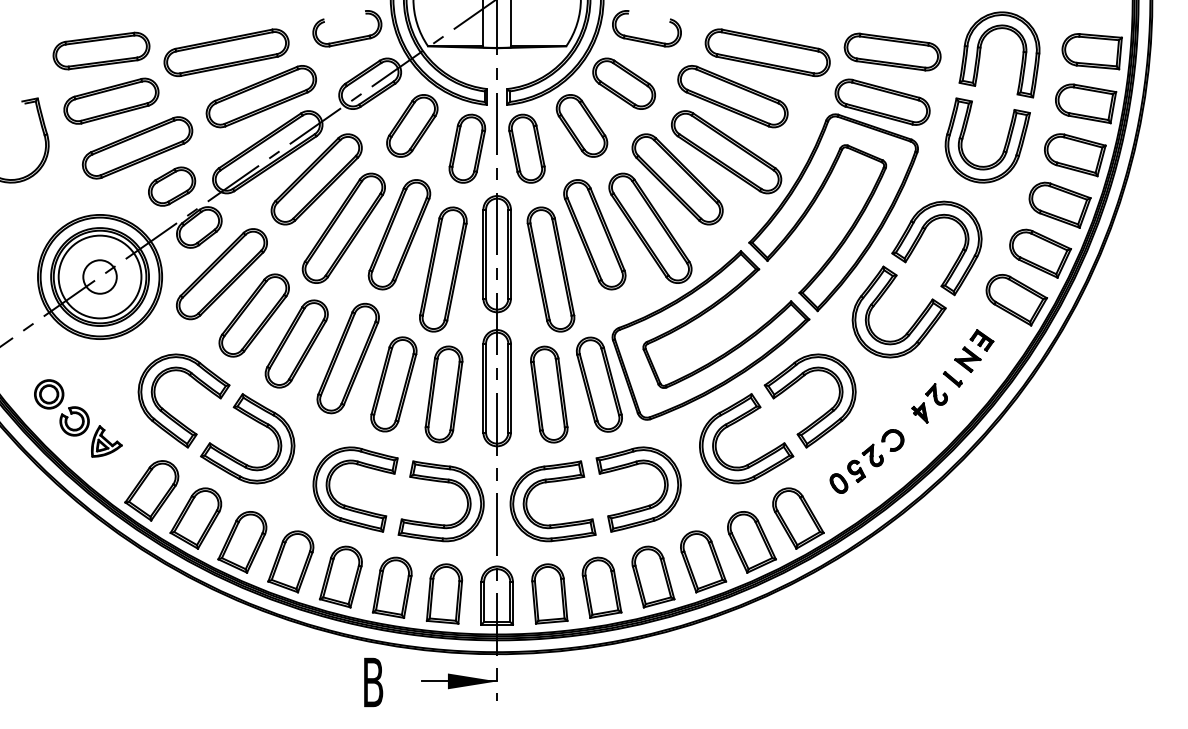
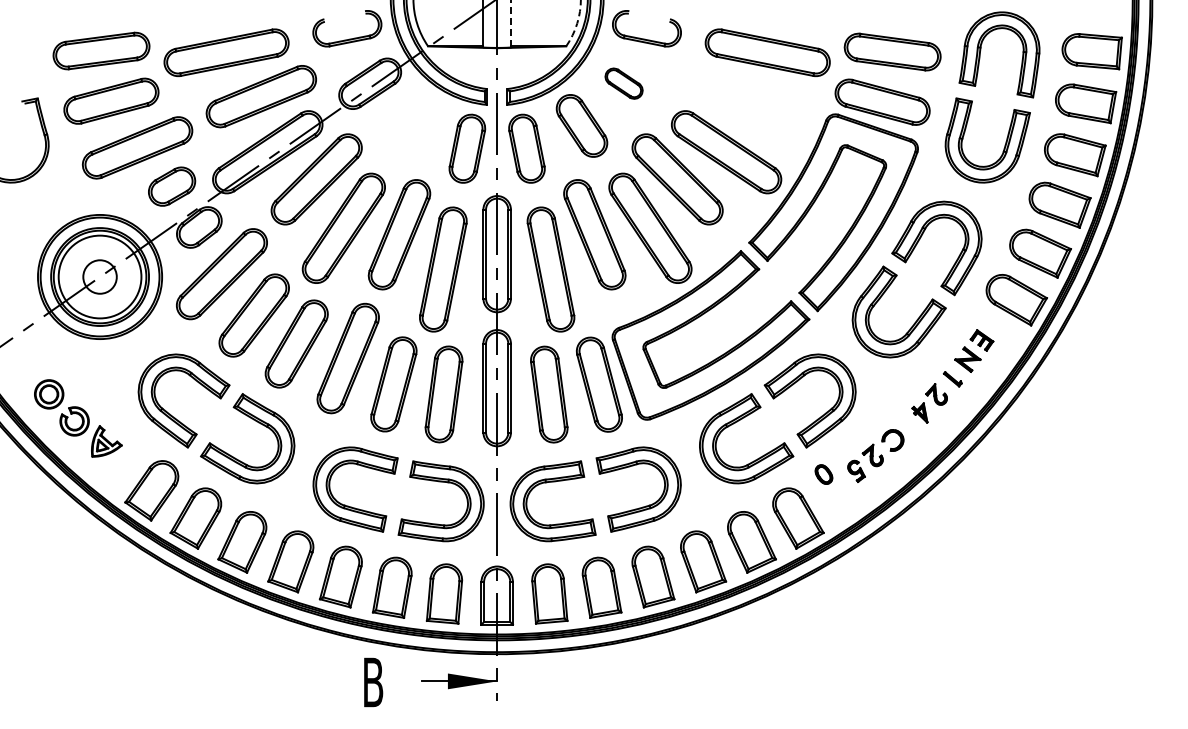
line: solid -> dashed (510, 23)
arc: solid -> dashed (577, 23)
part size: 64x53 px -> 40x33 px (623, 83)
part: present -> none (732, 96)
part: present -> none (412, 125)
part position: (838, 483) -> (823, 474) (823, 474)
